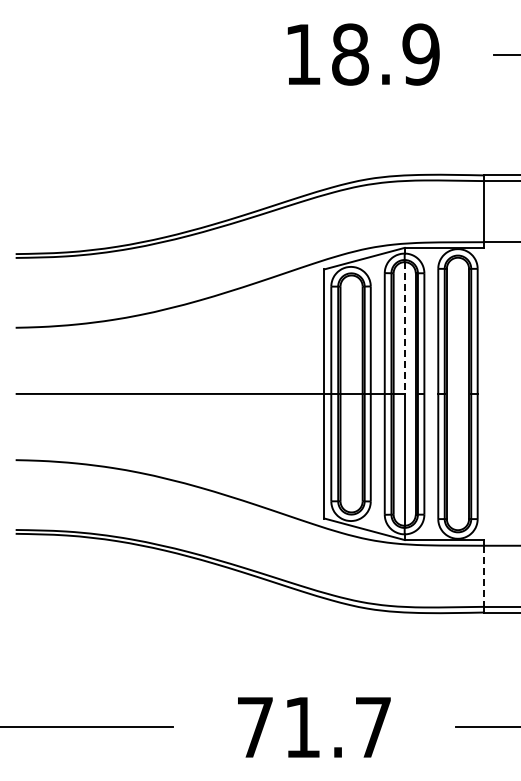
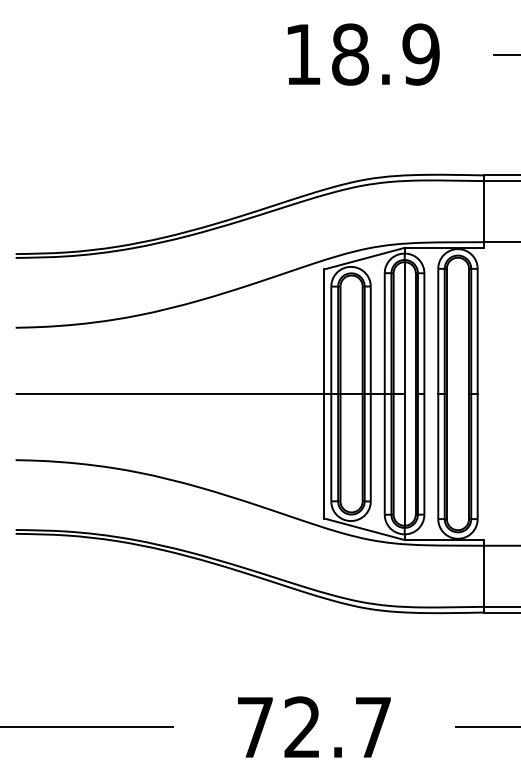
line: dashed -> solid (404, 328)
line: dashed -> solid (484, 576)
text: 71.7 -> 72.7 (301, 726)
